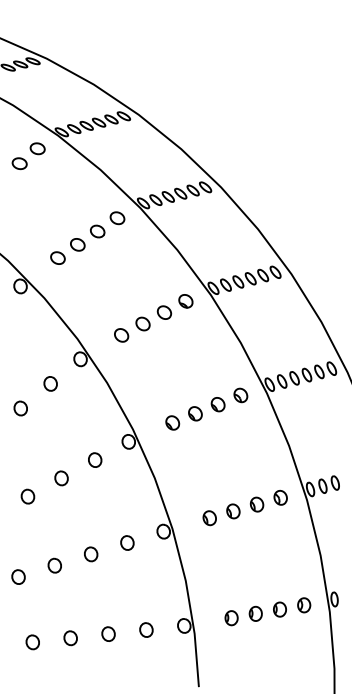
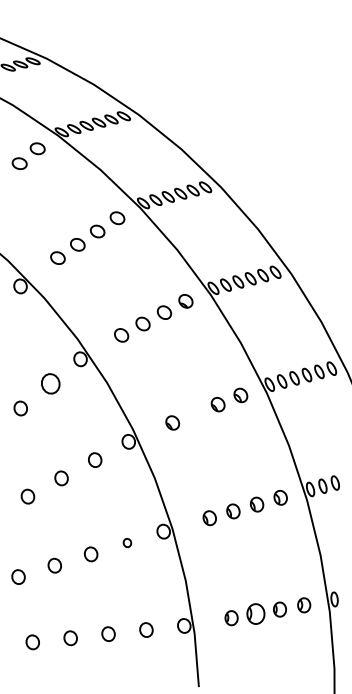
part size: 15x16 px -> 20x22 px (50, 383)
part: present -> none (195, 413)
part size: 15x16 px -> 11x11 px (127, 543)
part size: 15x17 px -> 20x22 px (255, 613)
